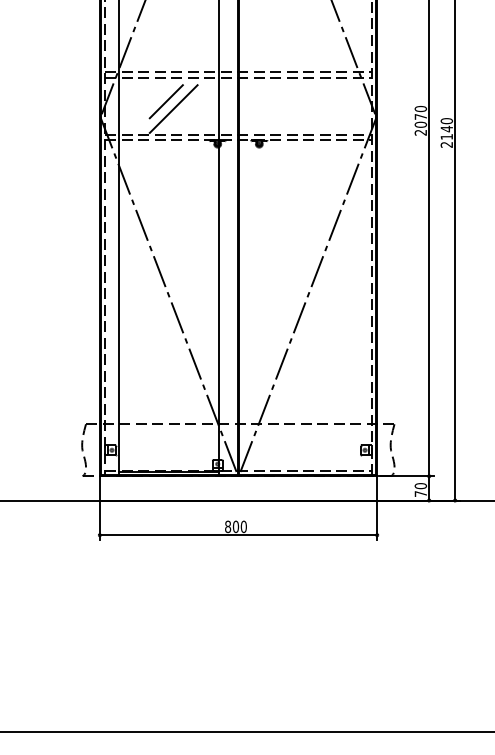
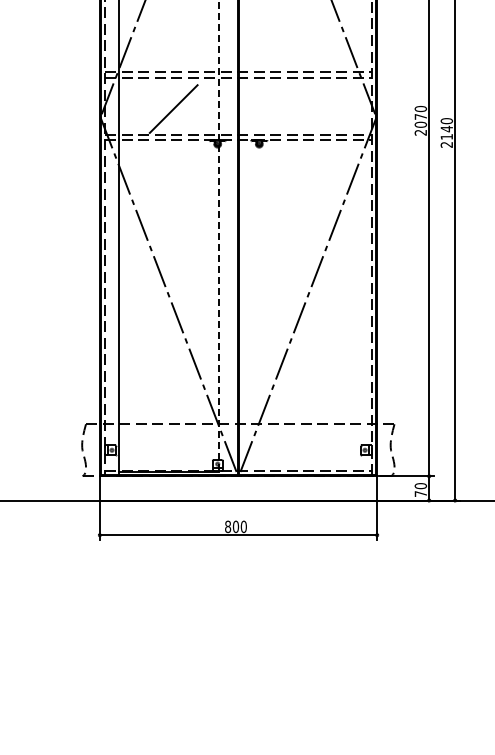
line: present -> none (165, 101)
line: solid -> dashed (219, 238)
line: present -> none (246, 732)
